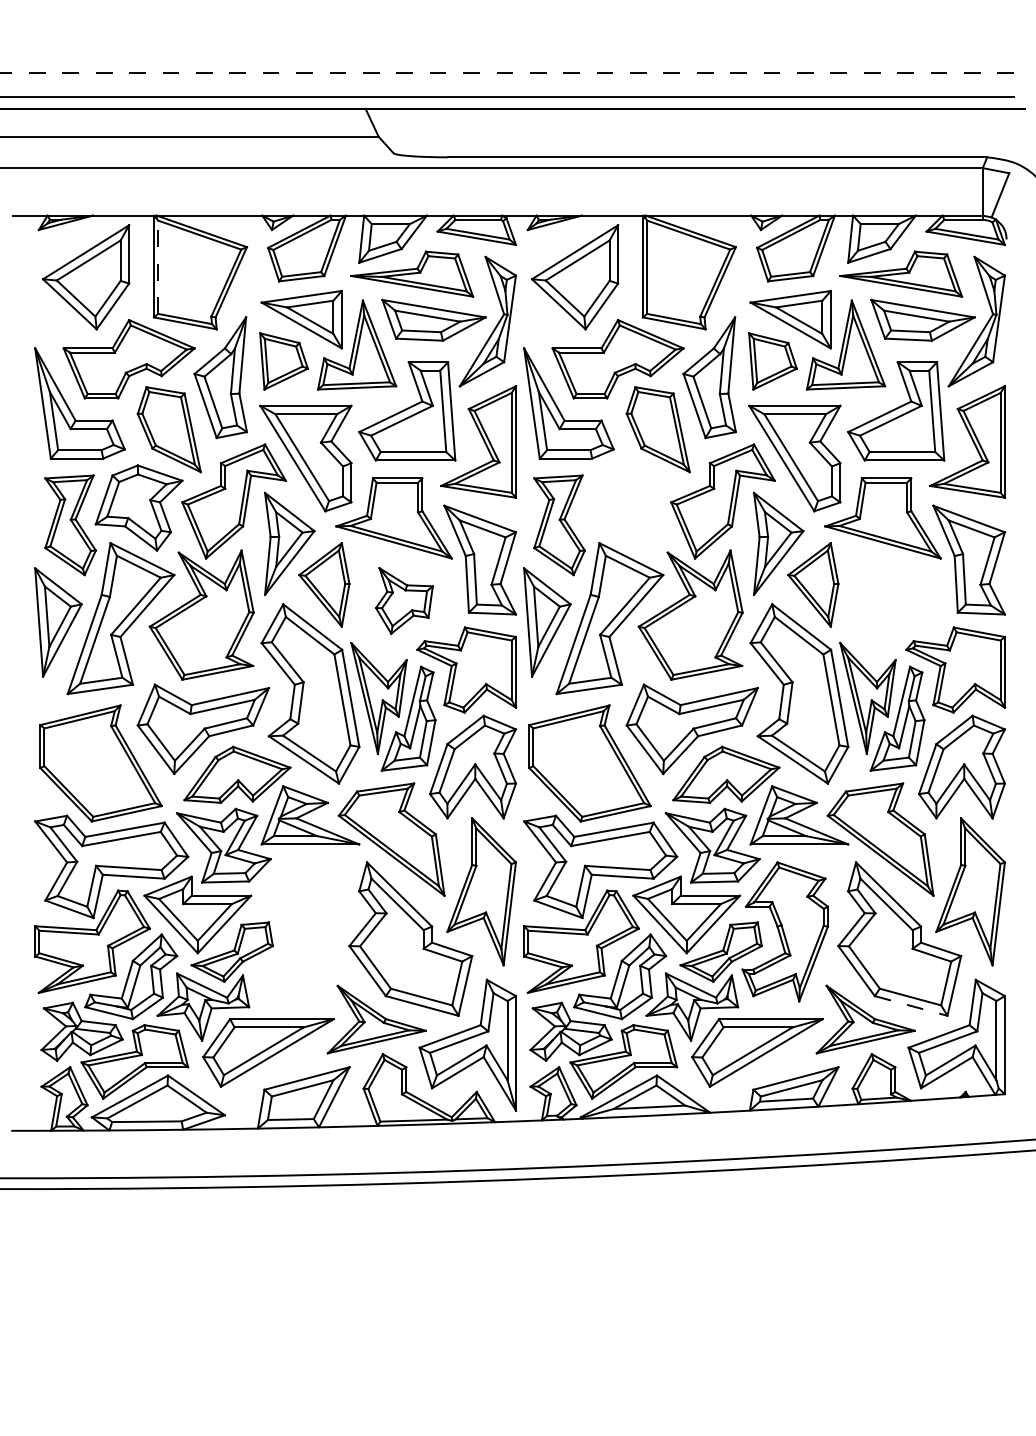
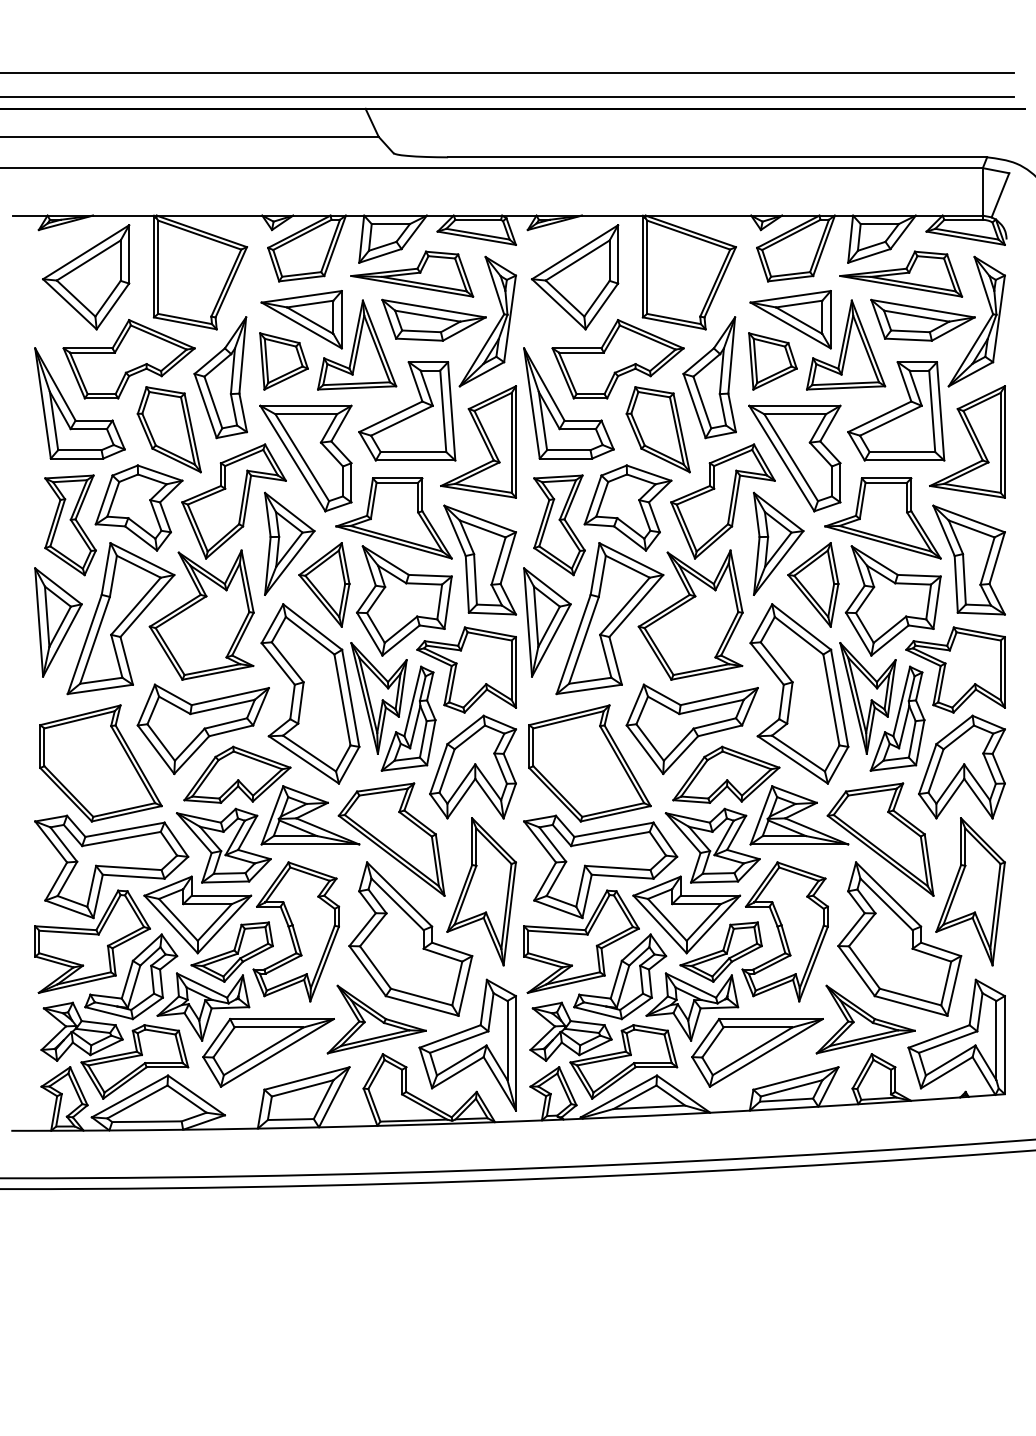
line: dashed -> solid (507, 72)
line: dashed -> solid (158, 267)
part: none -> present (627, 507)
part size: 59x68 px -> 97x112 px (404, 600)
part: none -> present (892, 600)
part: none -> present (296, 931)
line: dashed -> solid (911, 1005)
